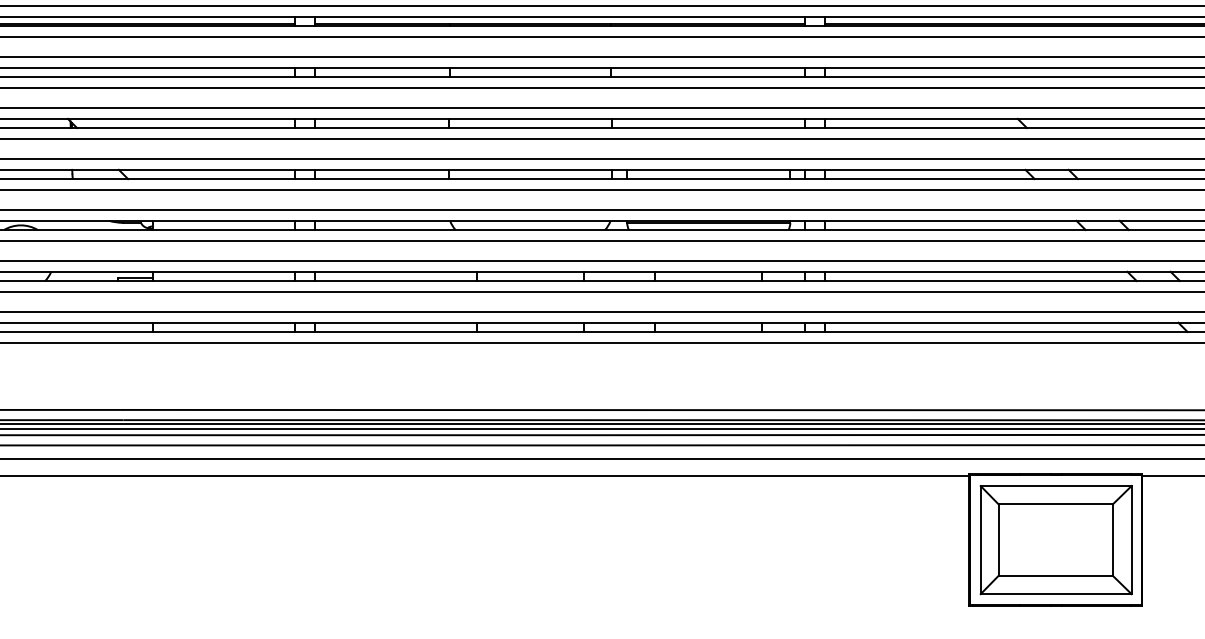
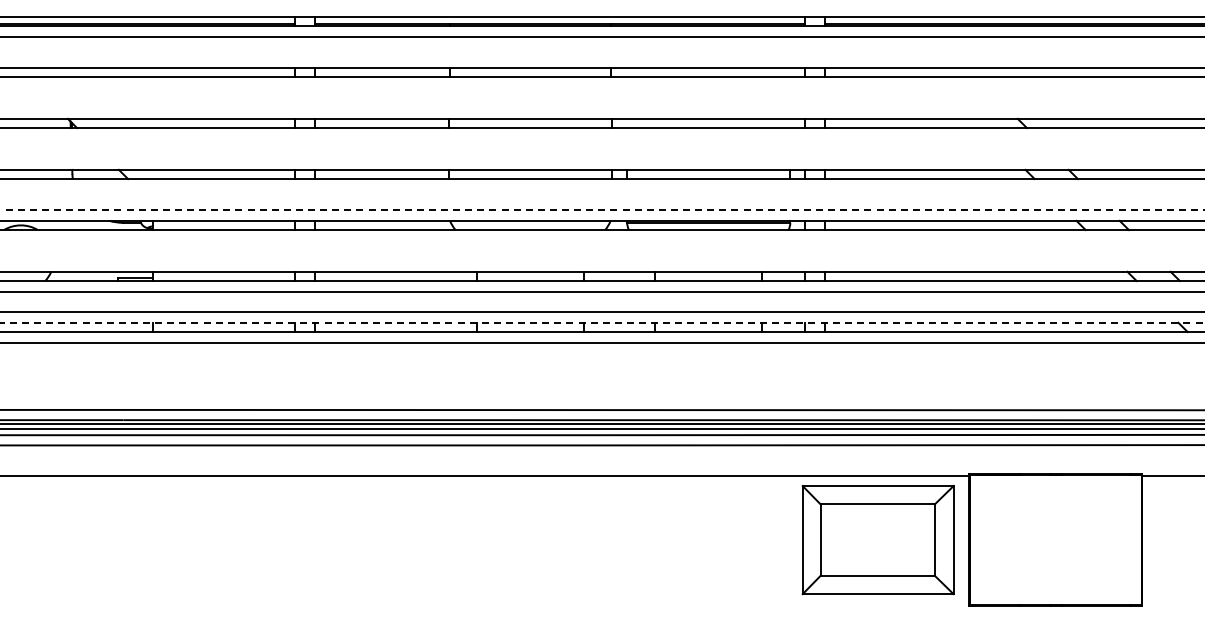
line: present -> none (601, 6)
line: present -> none (601, 57)
line: present -> none (601, 87)
line: present -> none (601, 108)
line: present -> none (601, 138)
line: present -> none (601, 159)
line: present -> none (601, 189)
line: solid -> dashed (602, 210)
line: present -> none (601, 240)
line: present -> none (601, 261)
line: solid -> dashed (602, 322)
line: present -> none (601, 458)
part position: (1055, 540) -> (877, 540) (877, 540)
